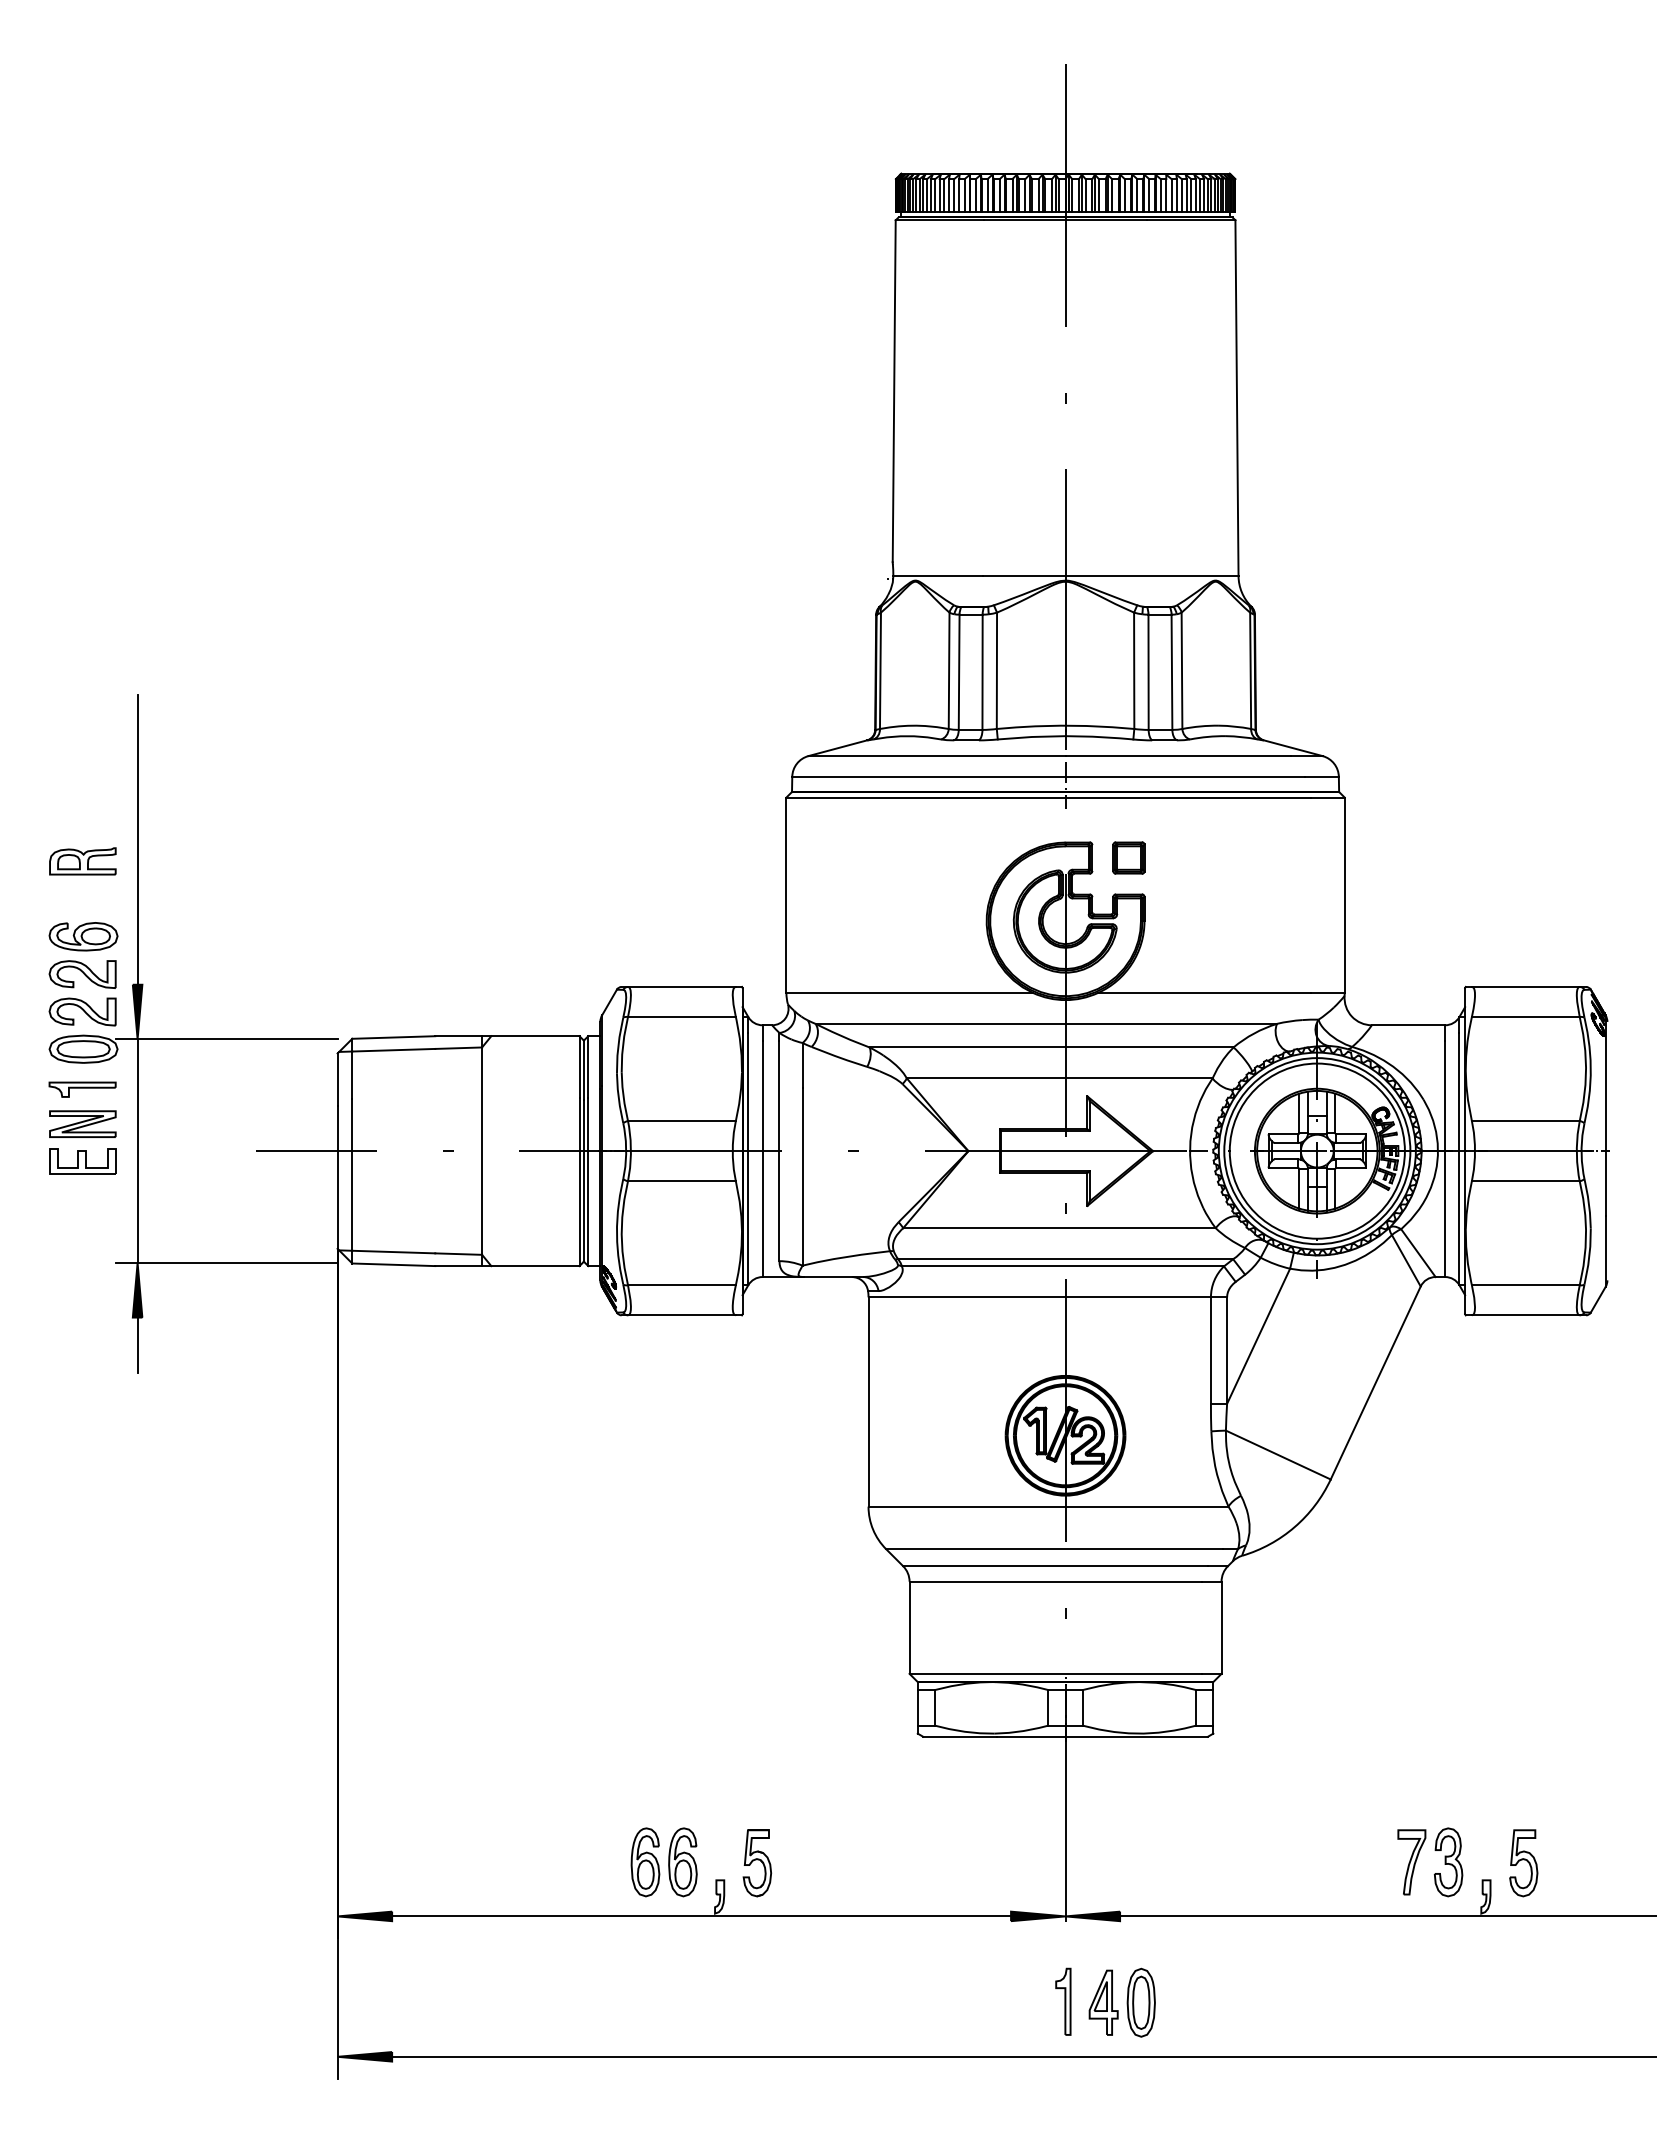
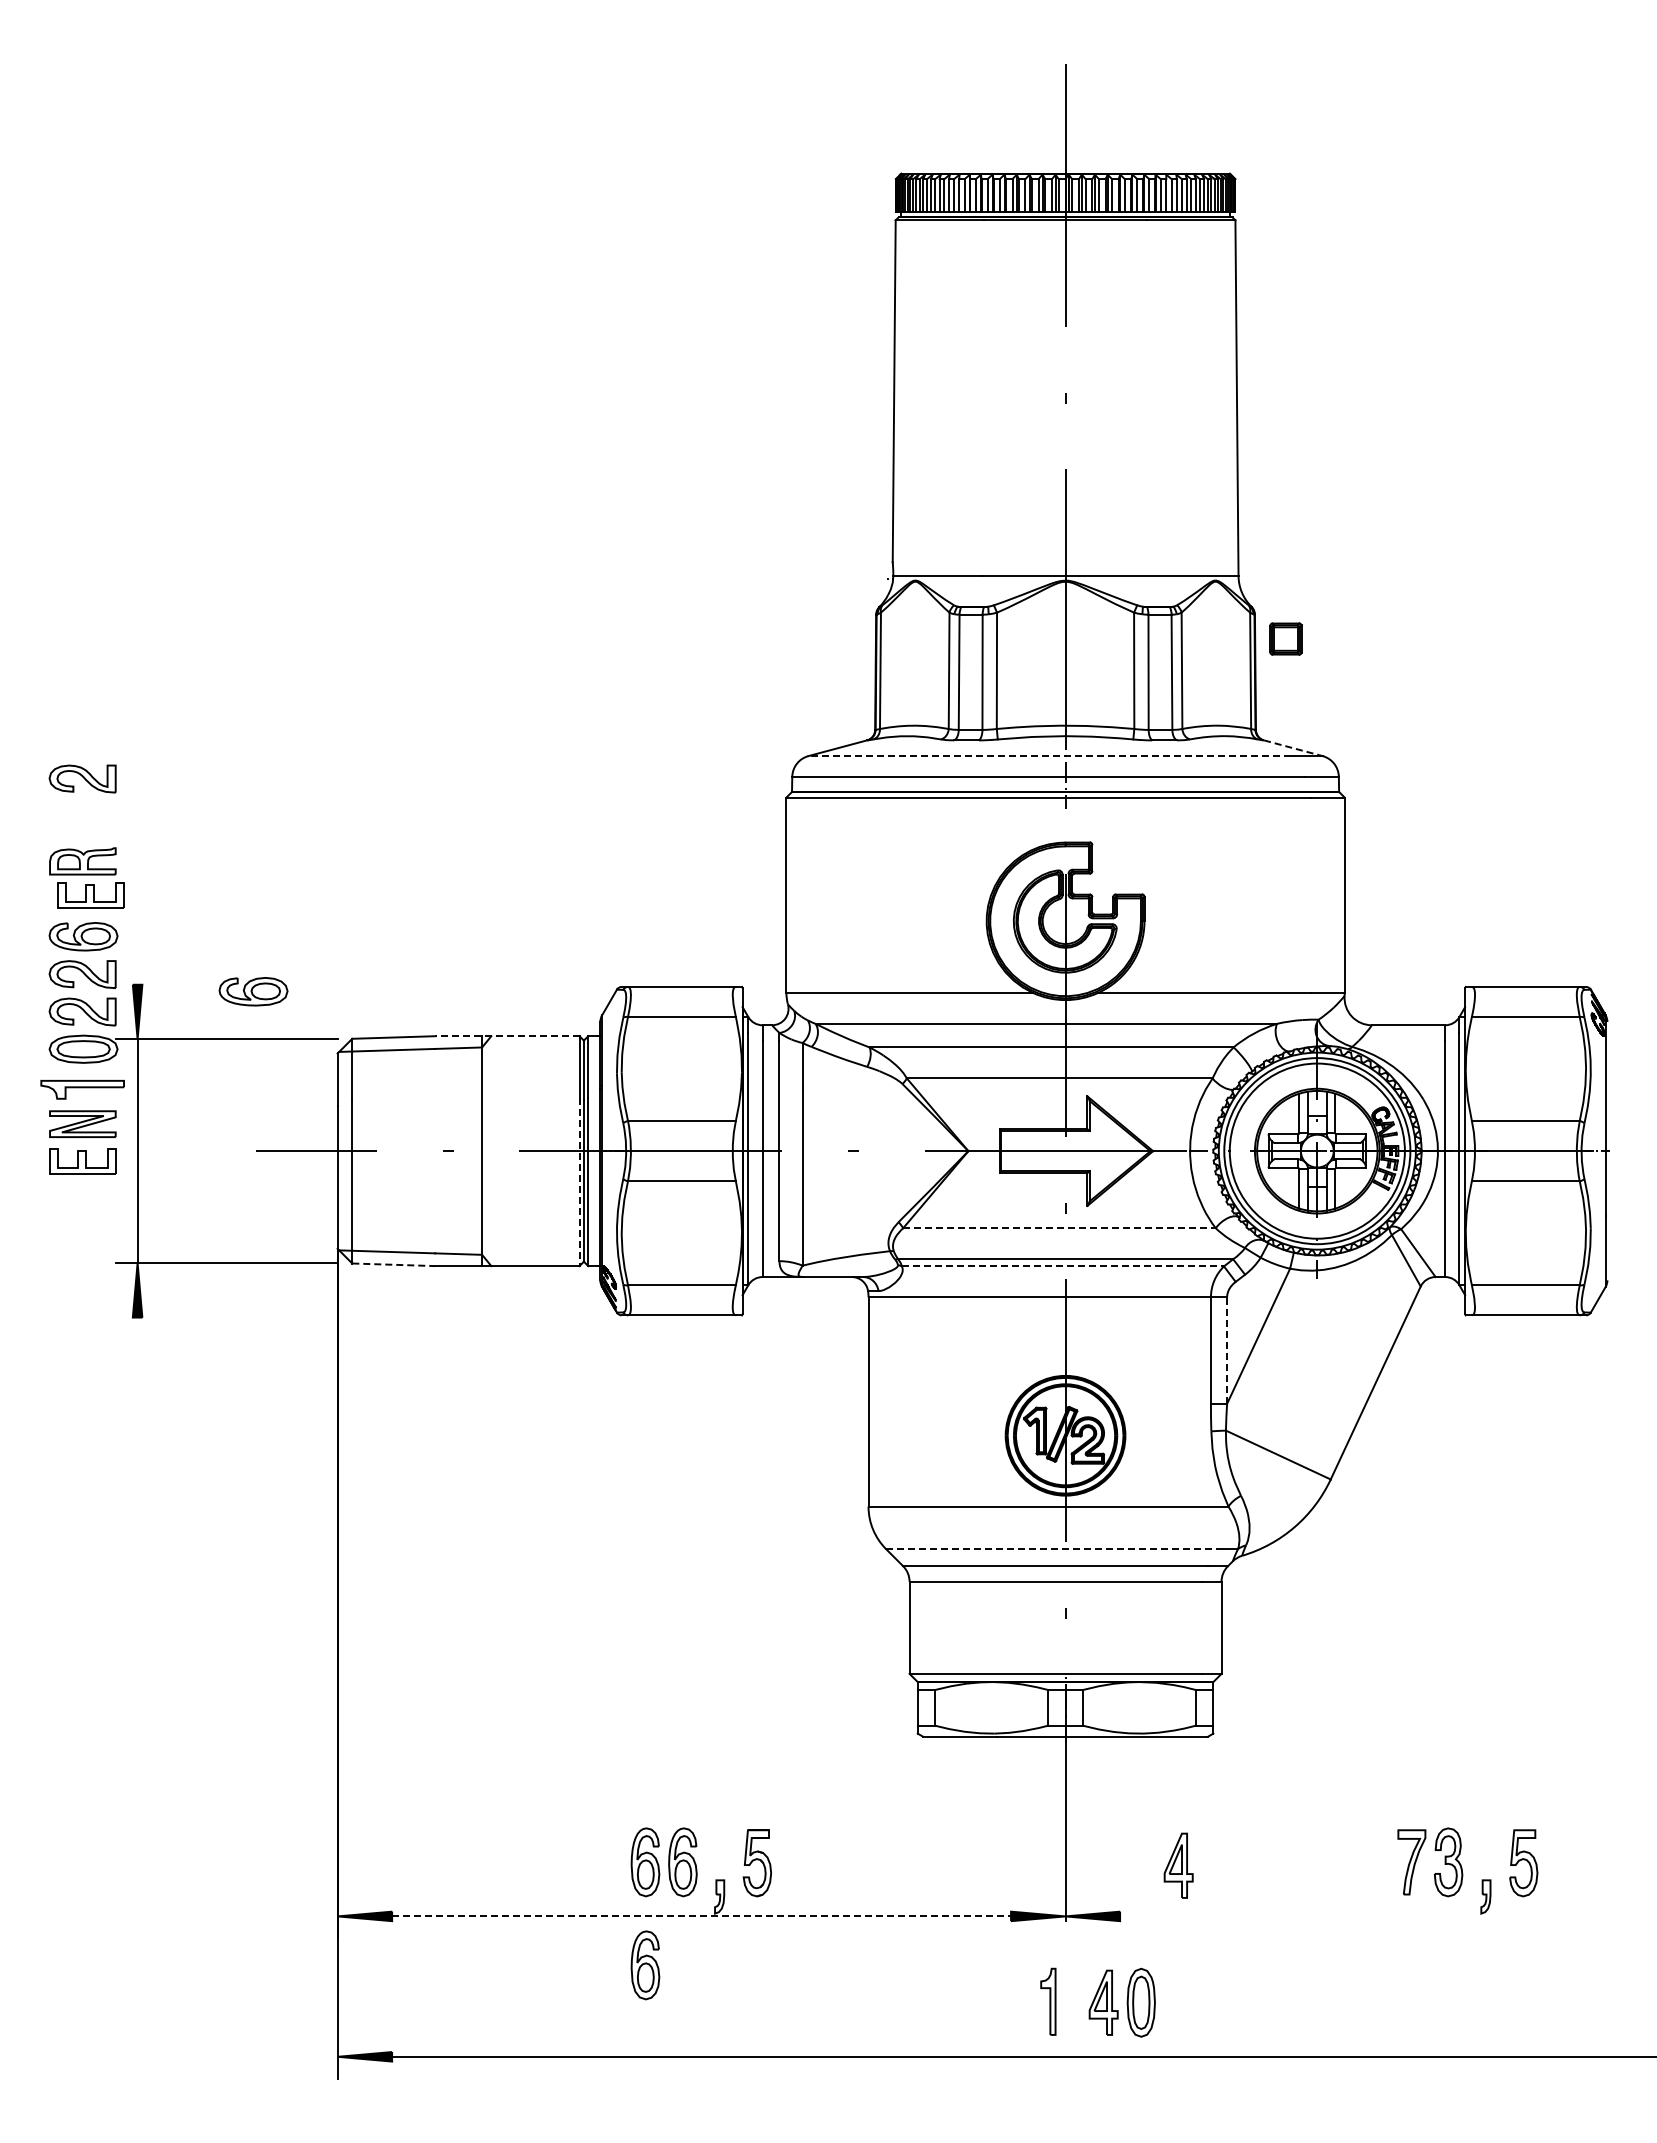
line: solid -> dashed (1293, 748)
line: solid -> dashed (1049, 756)
part: none -> present (82, 778)
line: present -> none (137, 839)
part position: (1128, 857) -> (1285, 638) (1285, 638)
part: none -> present (90, 895)
part: none -> present (253, 991)
line: solid -> dashed (506, 1036)
part size: 69x17 px -> 85x20 px (82, 1089)
line: solid -> dashed (579, 1182)
line: solid -> dashed (1059, 1228)
line: solid -> dashed (394, 1264)
line: solid -> dashed (1063, 1266)
line: present -> none (137, 1344)
line: solid -> dashed (1227, 1350)
line: solid -> dashed (1055, 1549)
part: none -> present (1178, 1865)
line: solid -> dashed (702, 1916)
line: present -> none (1386, 1916)
part: none -> present (645, 1965)
part position: (1063, 2001) -> (1048, 2001) (1048, 2001)
